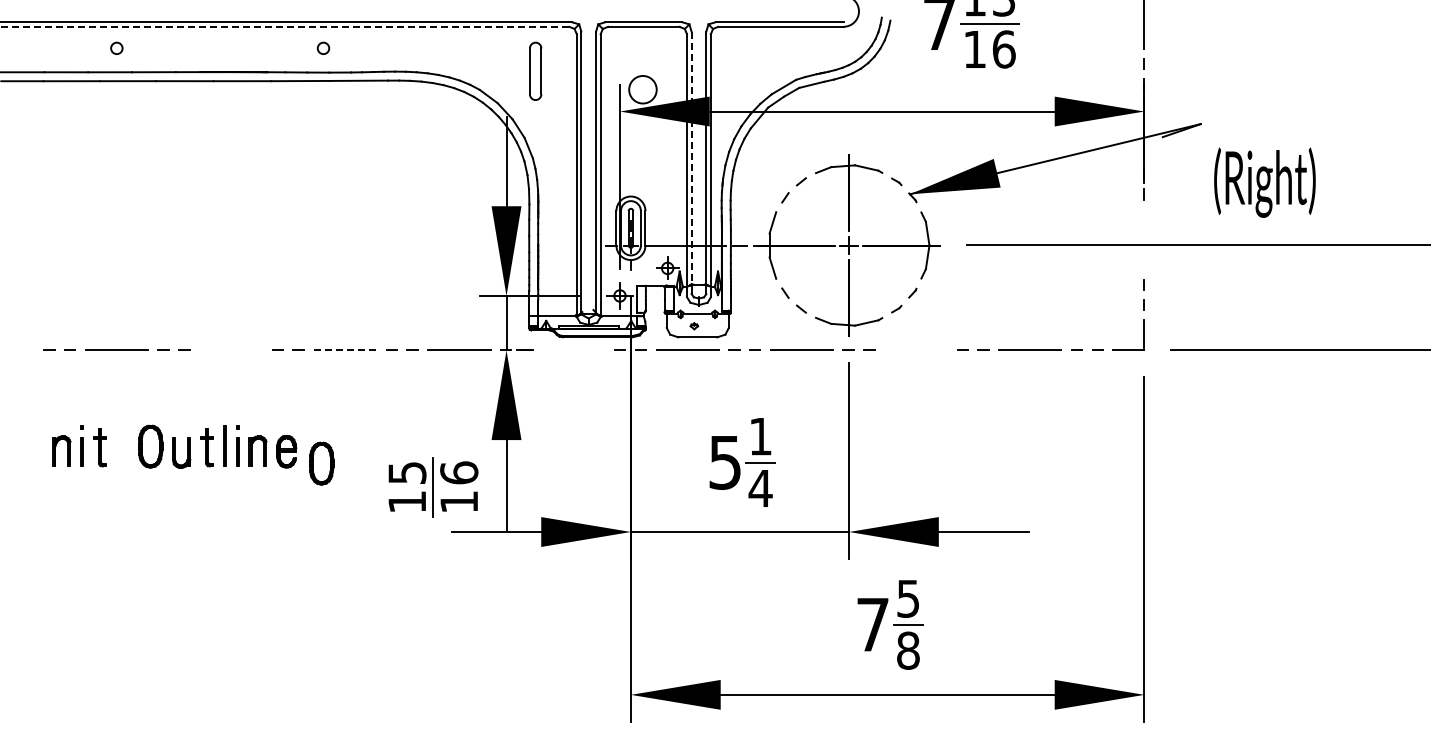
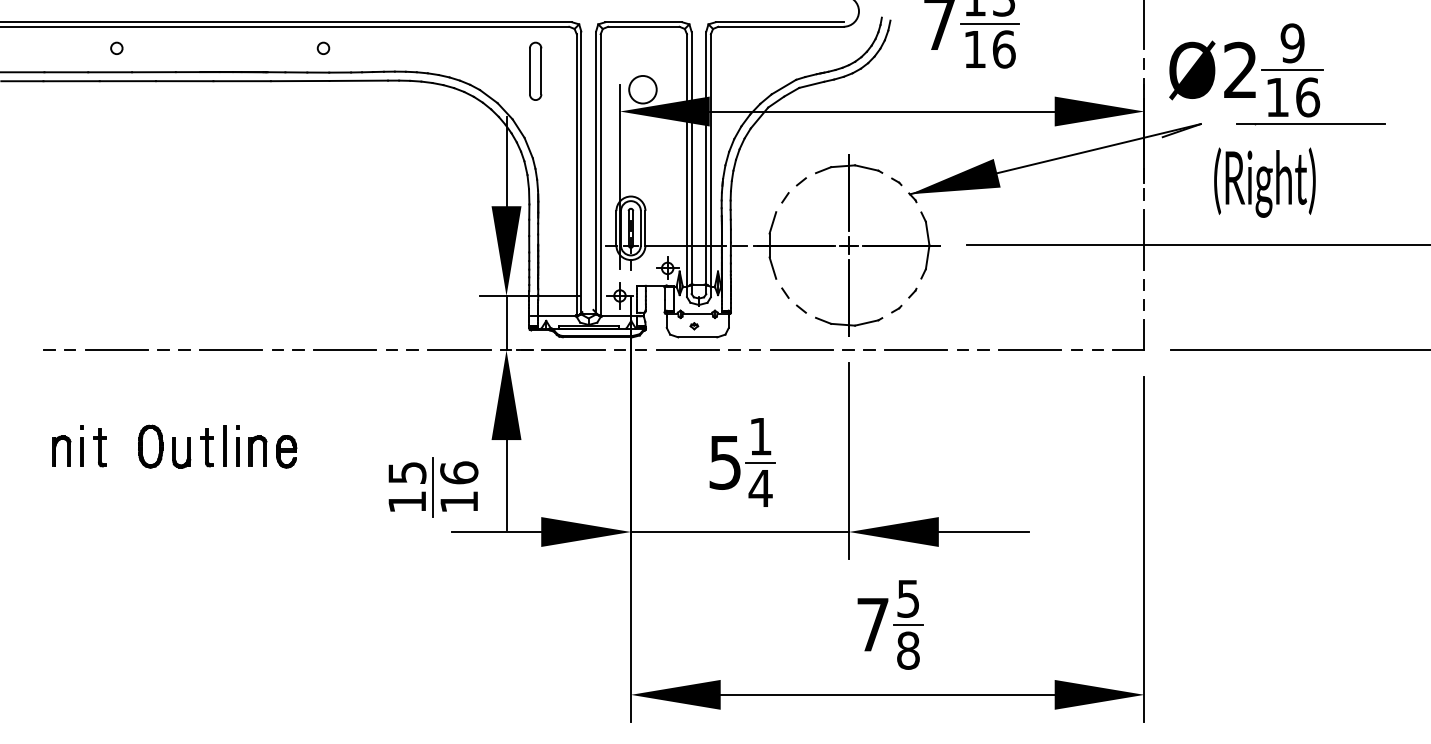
line: dashed -> solid (284, 26)
part: none -> present (1277, 74)
line: dashed -> solid (691, 158)
line: none -> present (1144, 239)
line: none -> present (230, 350)
line: dashed -> solid (345, 350)
line: none -> present (573, 350)
line: none -> present (915, 350)
part: present -> none (321, 463)
